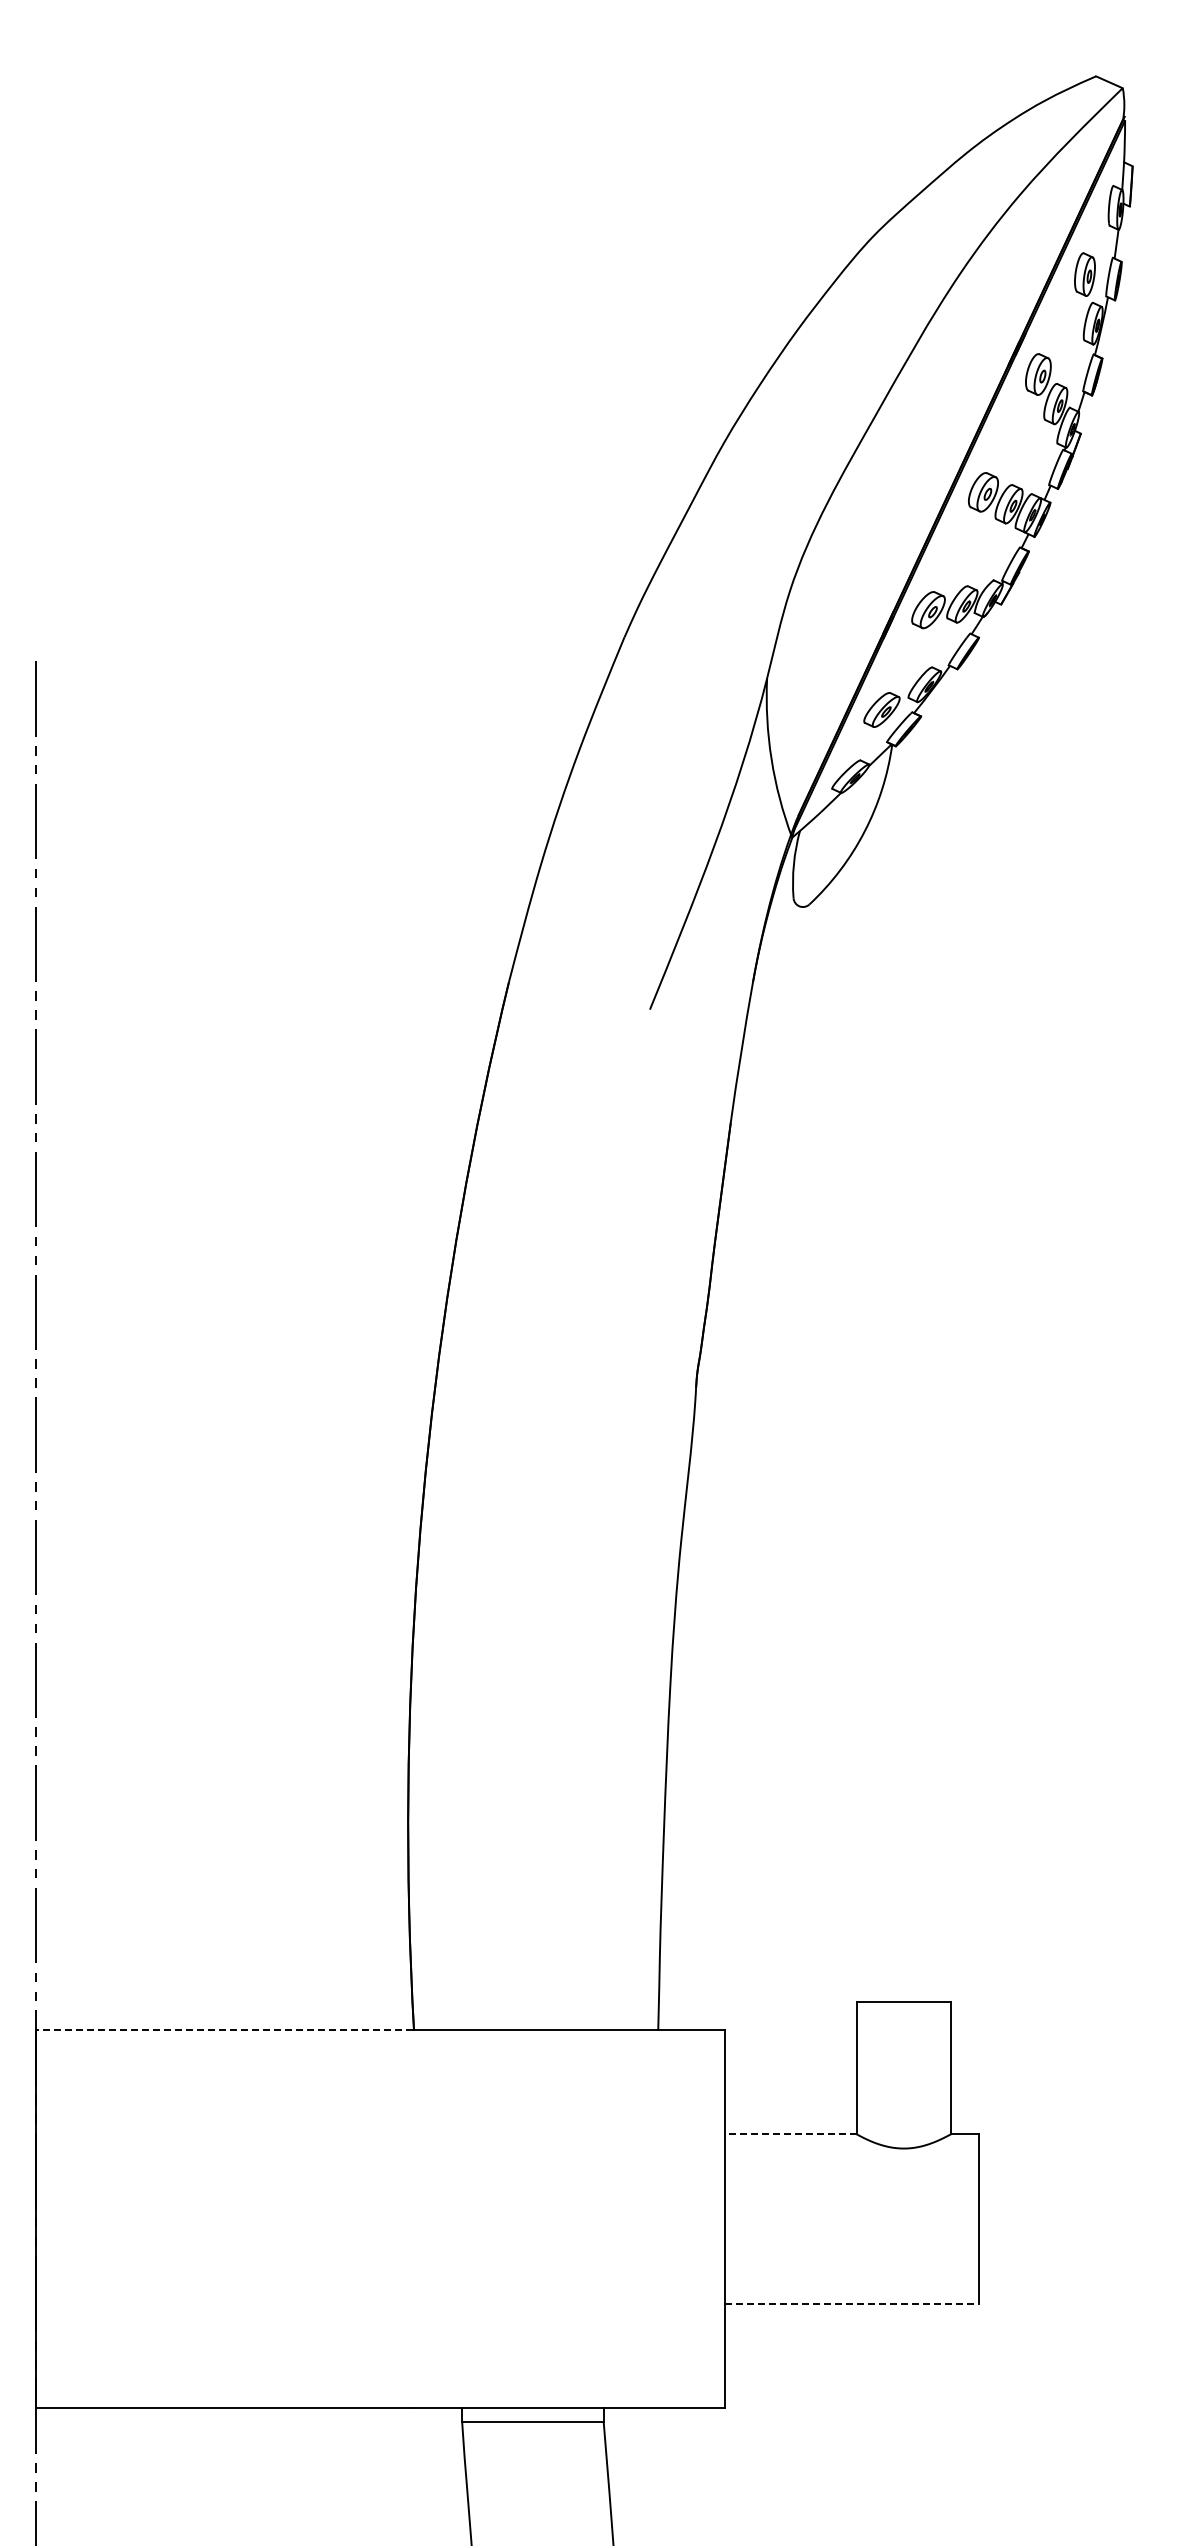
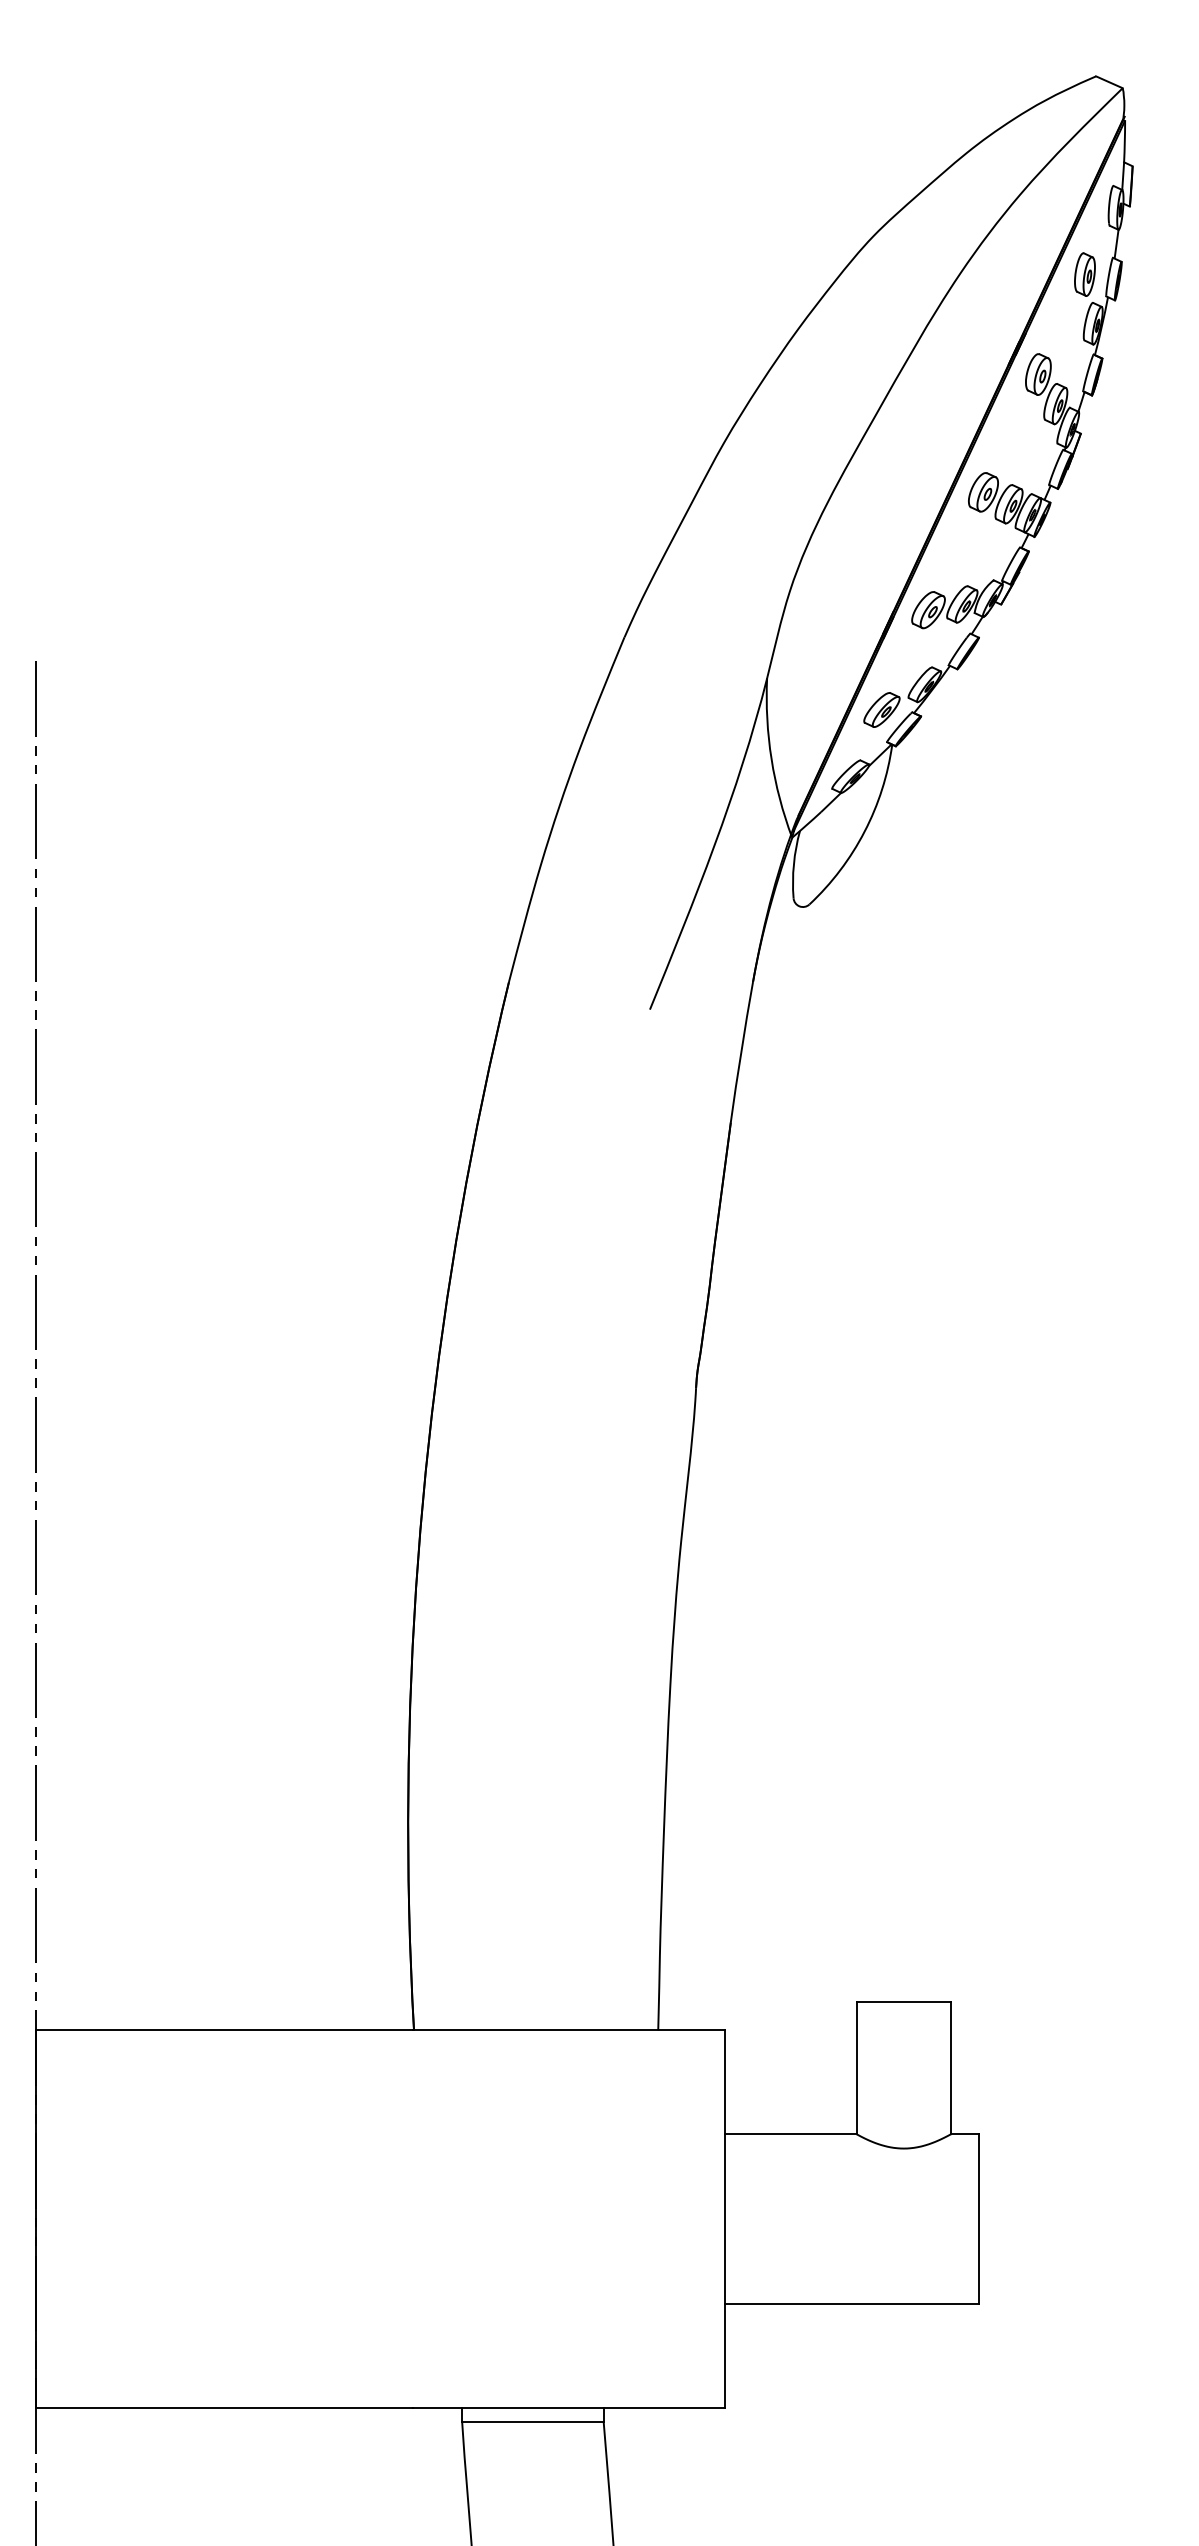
line: dashed -> solid (224, 2030)
line: dashed -> solid (790, 2134)
line: dashed -> solid (852, 2304)
